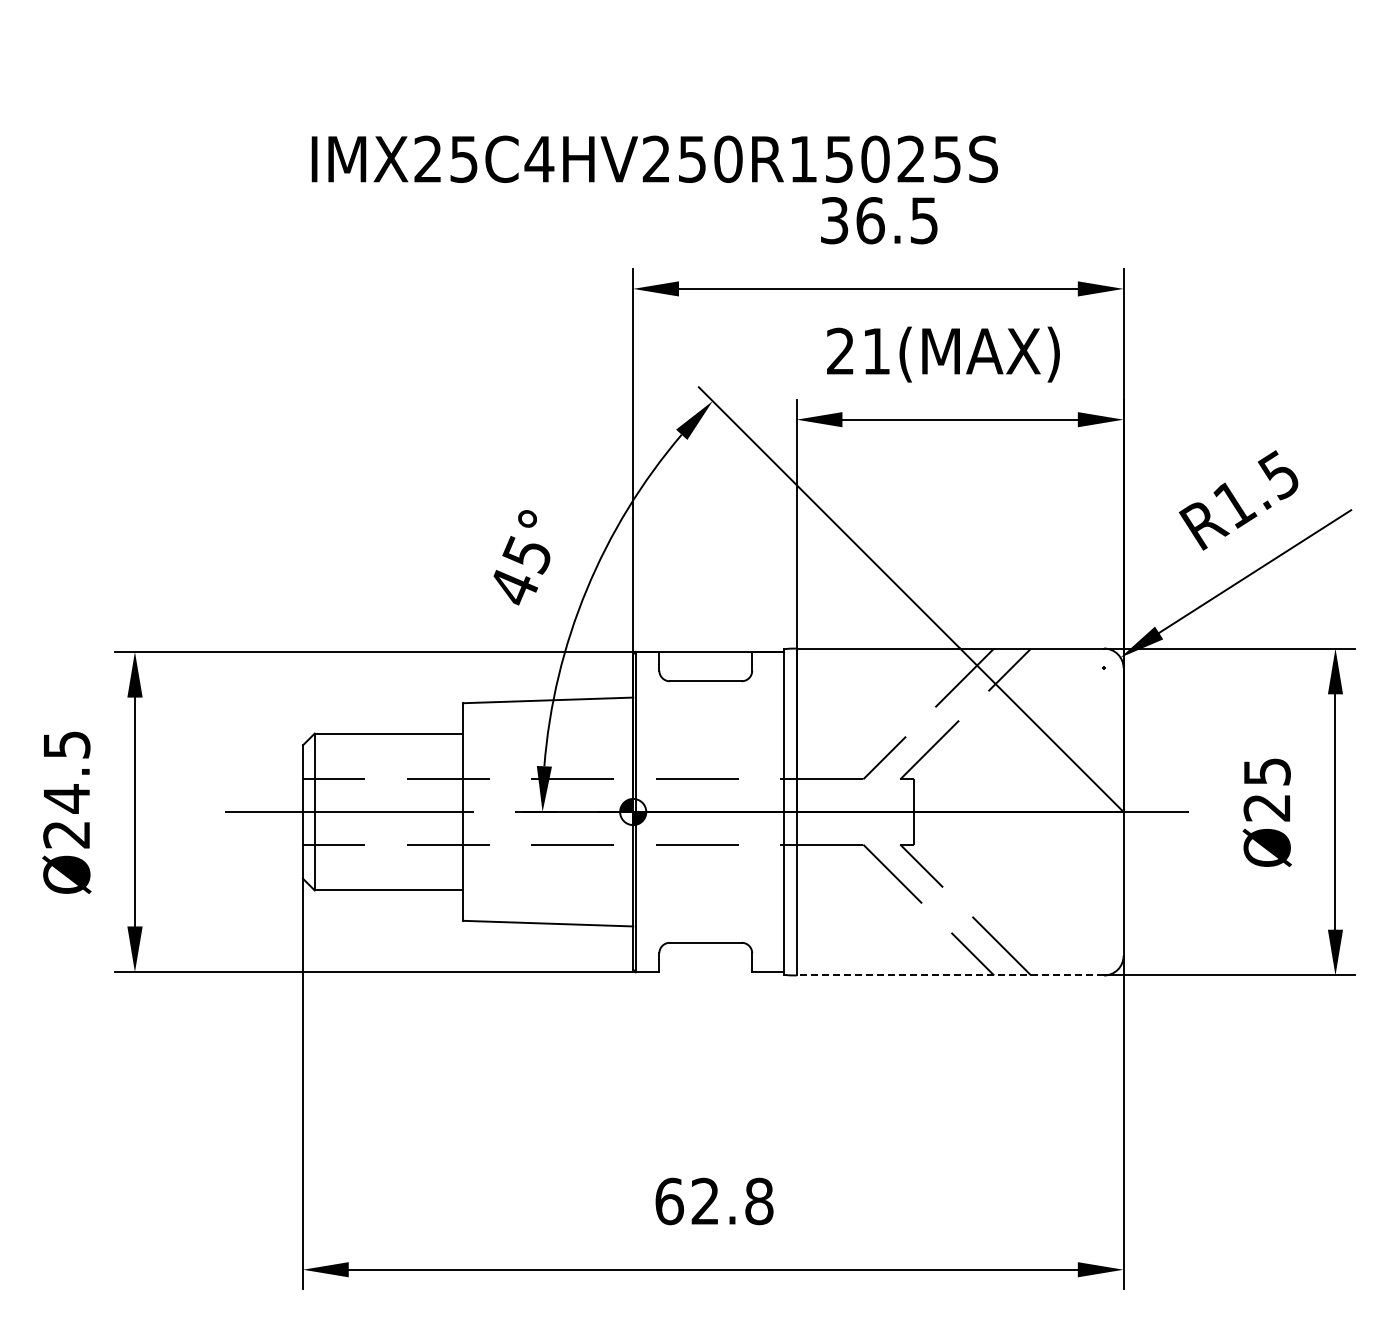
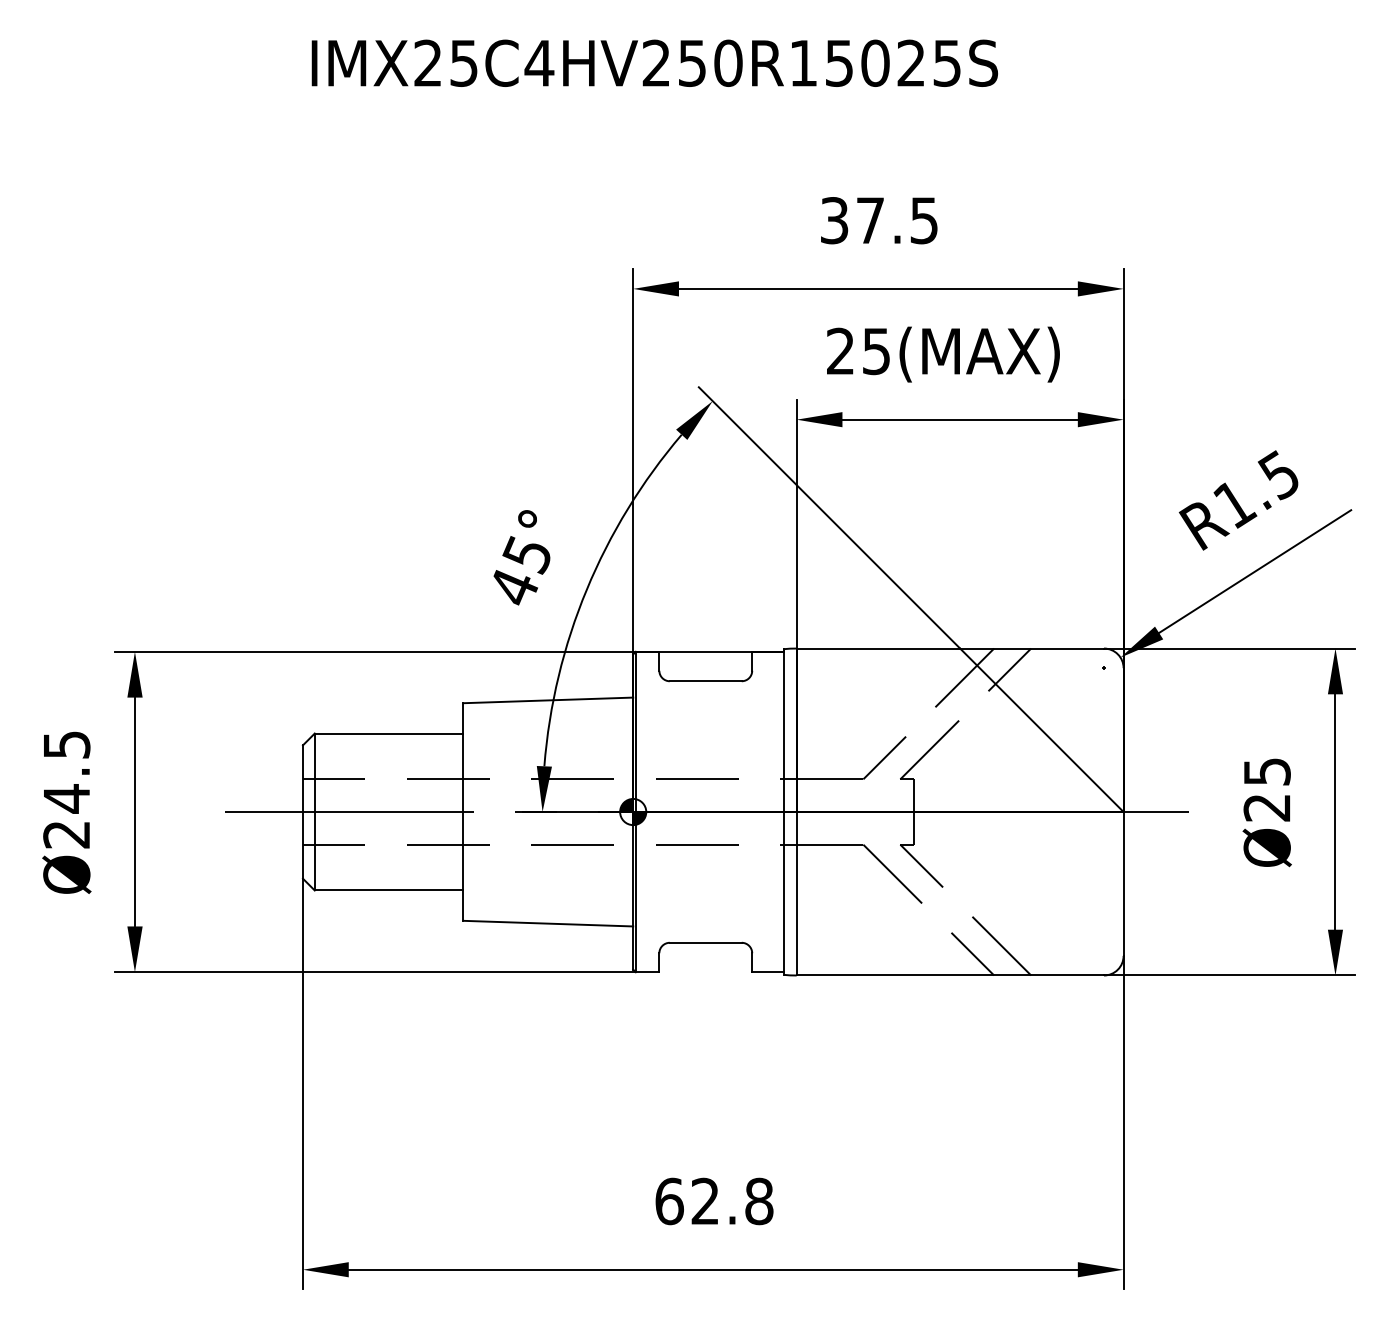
text position: (654, 158) -> (654, 62) (654, 62)
text: 36.5 -> 37.5 (870, 220)
text: 21(MAX) -> 25(MAX) (876, 351)
line: dashed -> solid (950, 975)
